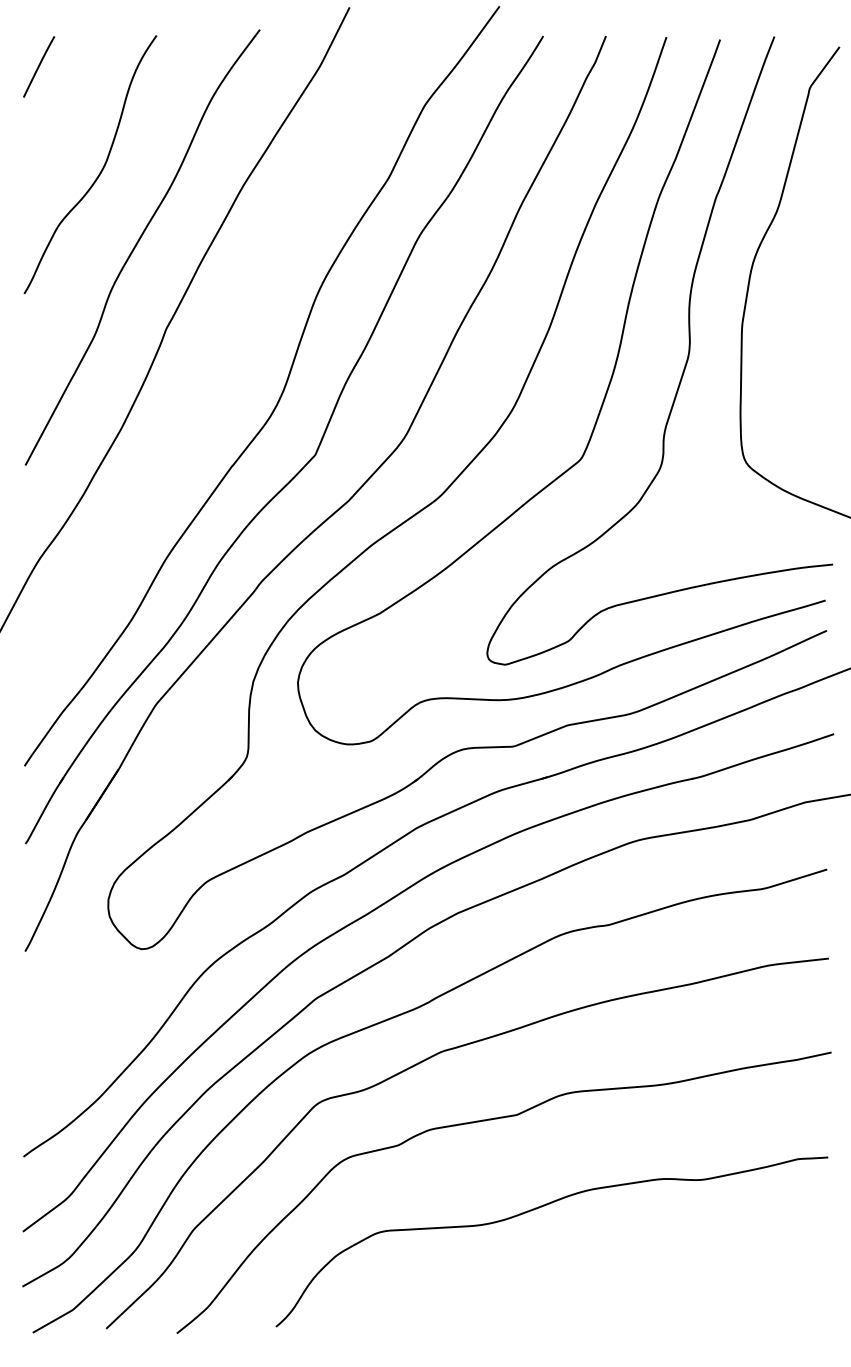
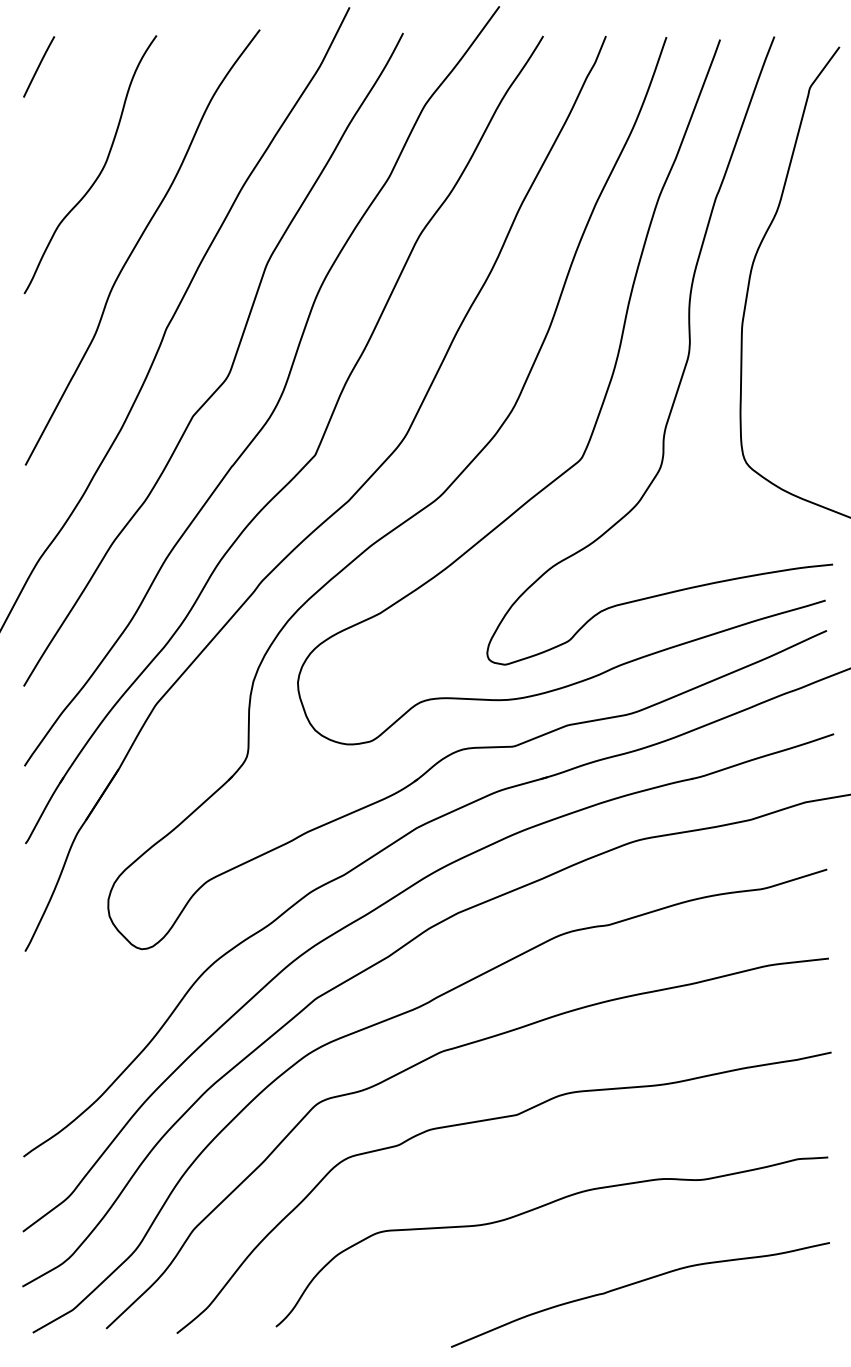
curve: none -> present (231, 364)
curve: none -> present (637, 1283)
